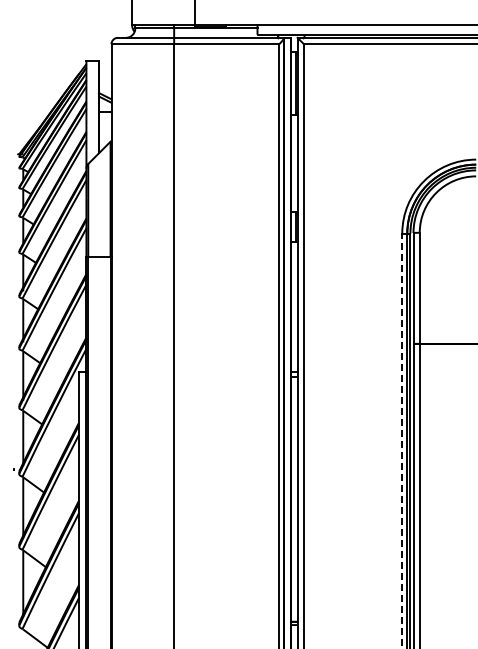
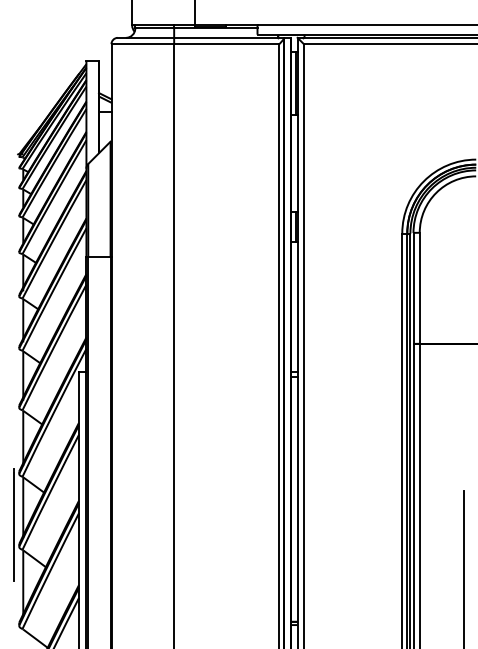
line: dashed -> solid (402, 440)
line: none -> present (14, 526)
line: none -> present (463, 568)
